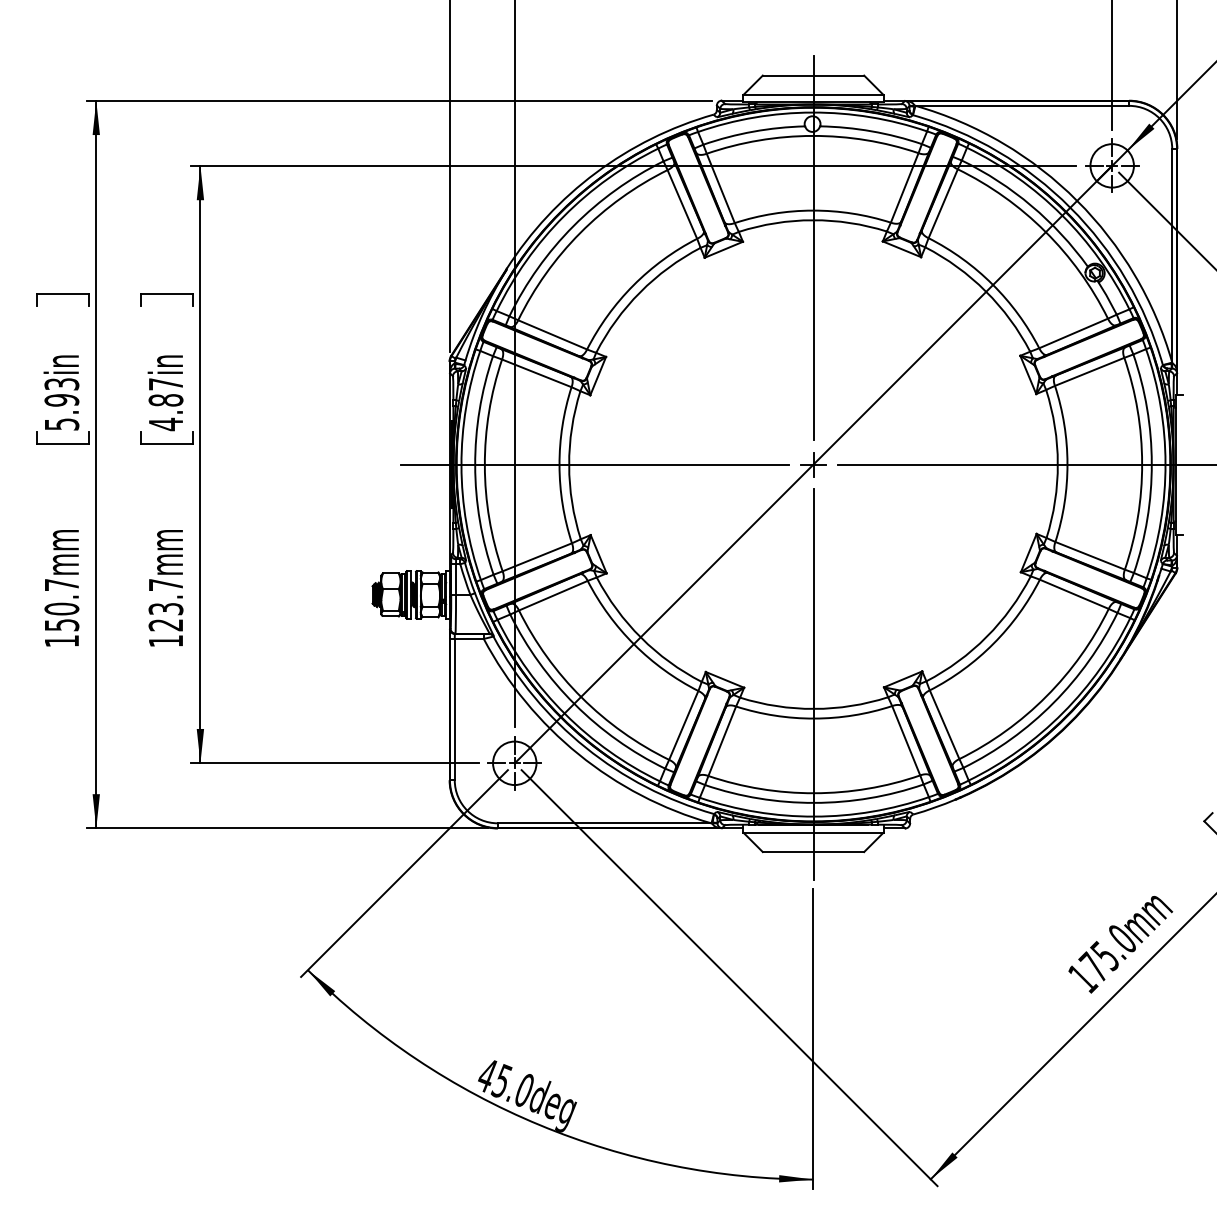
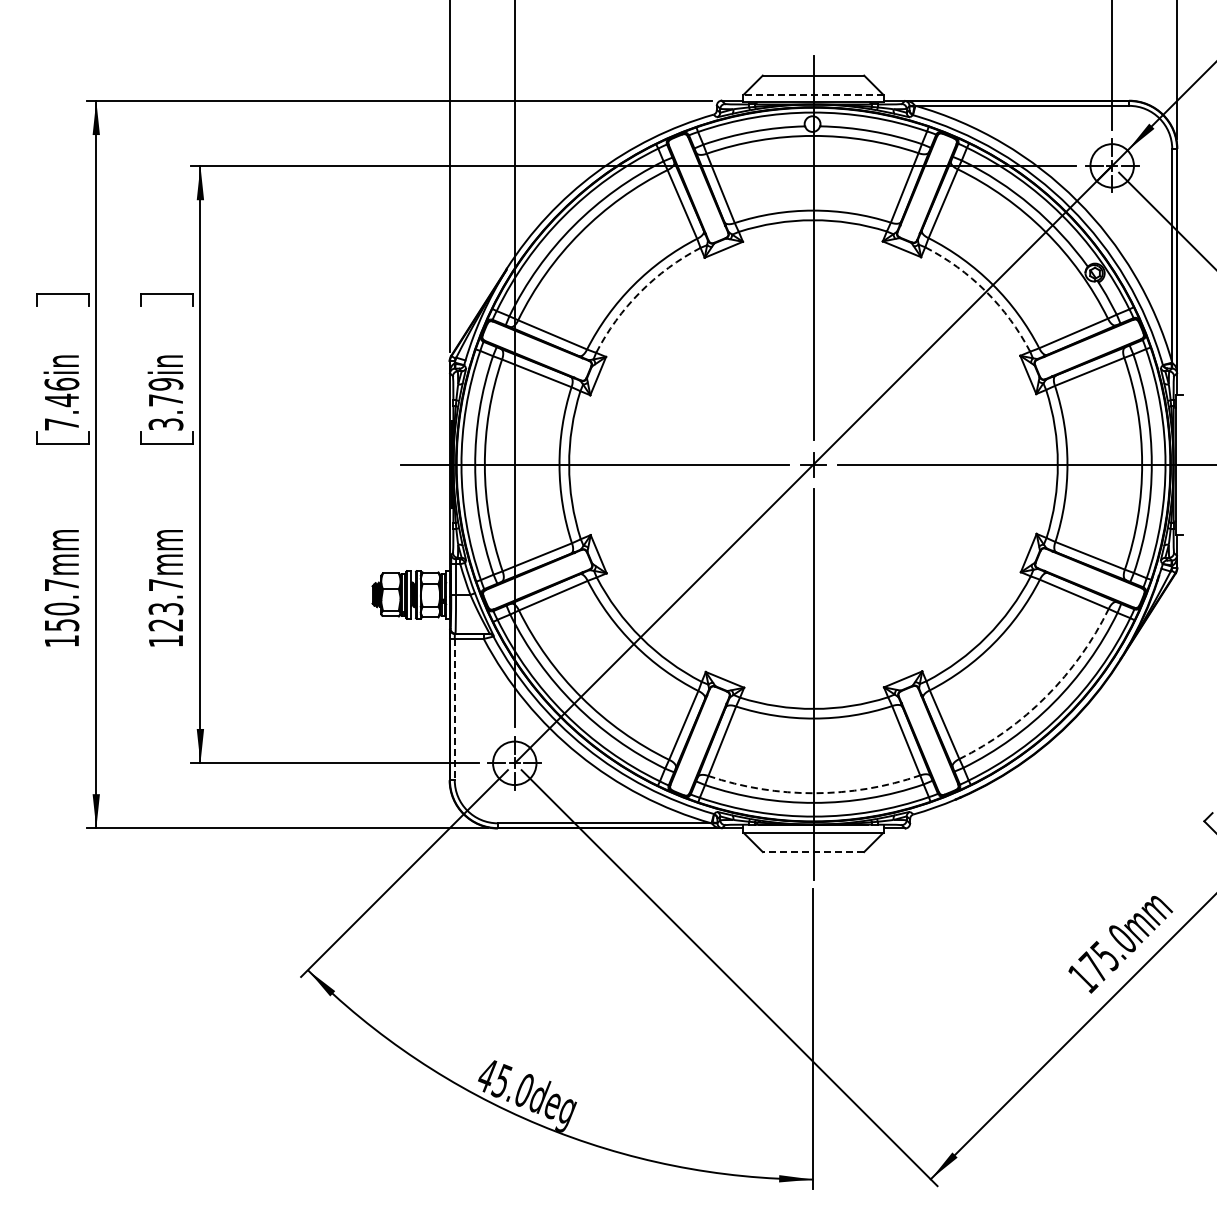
line: solid -> dashed (813, 94)
arc: solid -> dashed (985, 291)
arc: solid -> dashed (640, 292)
text: 5.93in -> 7.46in (61, 403)
text: 4.87in -> 3.79in (165, 404)
arc: solid -> dashed (1046, 696)
line: solid -> dashed (454, 709)
arc: solid -> dashed (814, 793)
line: solid -> dashed (813, 852)
